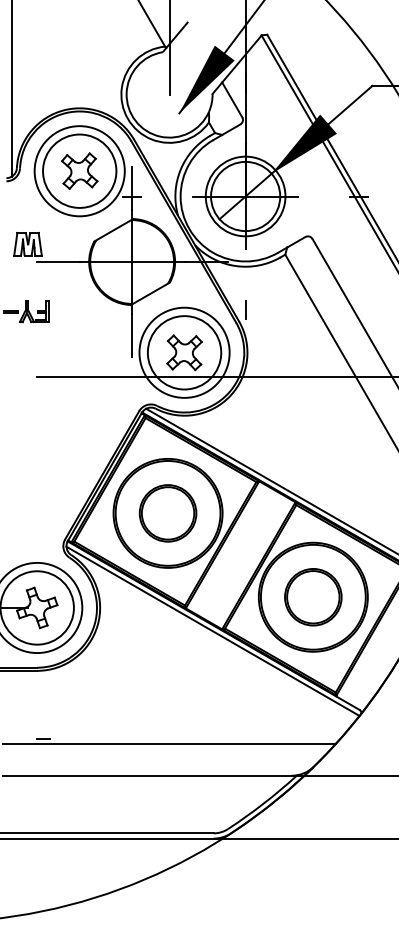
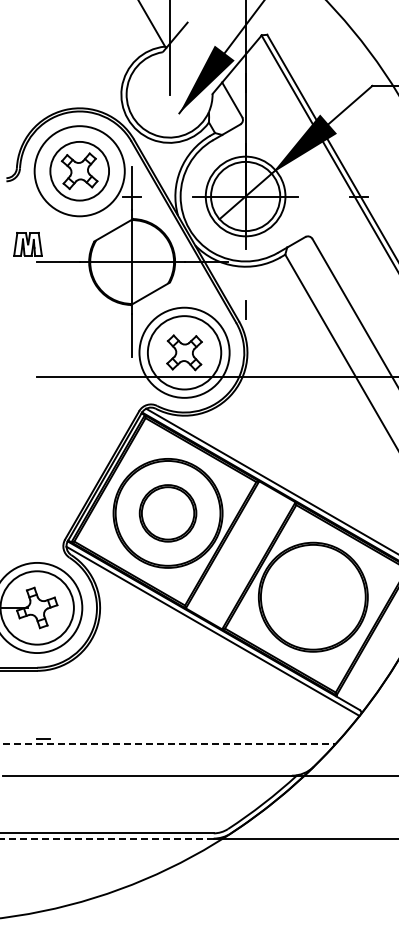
line: present -> none (12, 89)
circle diameter: 73 px -> 59 px (79, 170)
part: present -> none (26, 311)
part: present -> none (313, 597)
line: solid -> dashed (169, 744)
line: solid -> dashed (106, 838)
